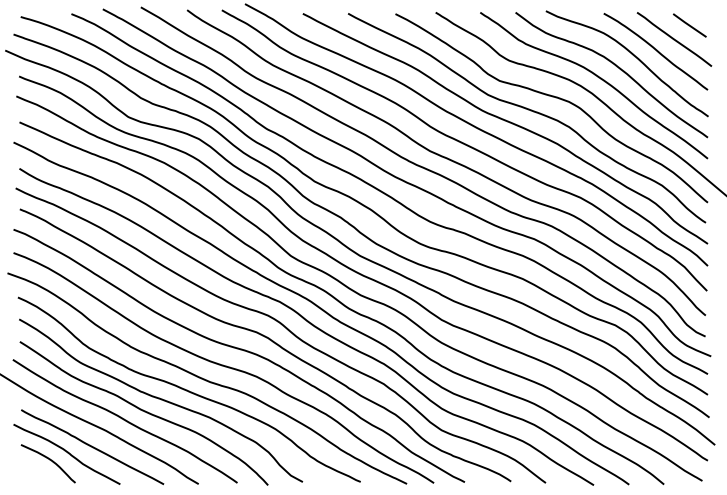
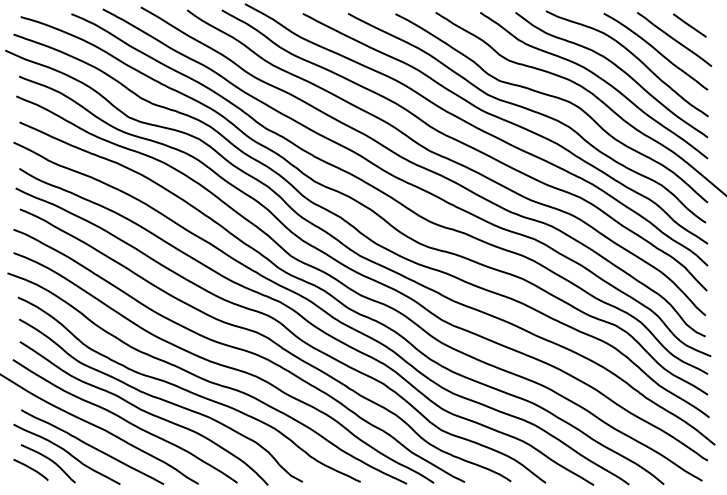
curve: none -> present (30, 469)
